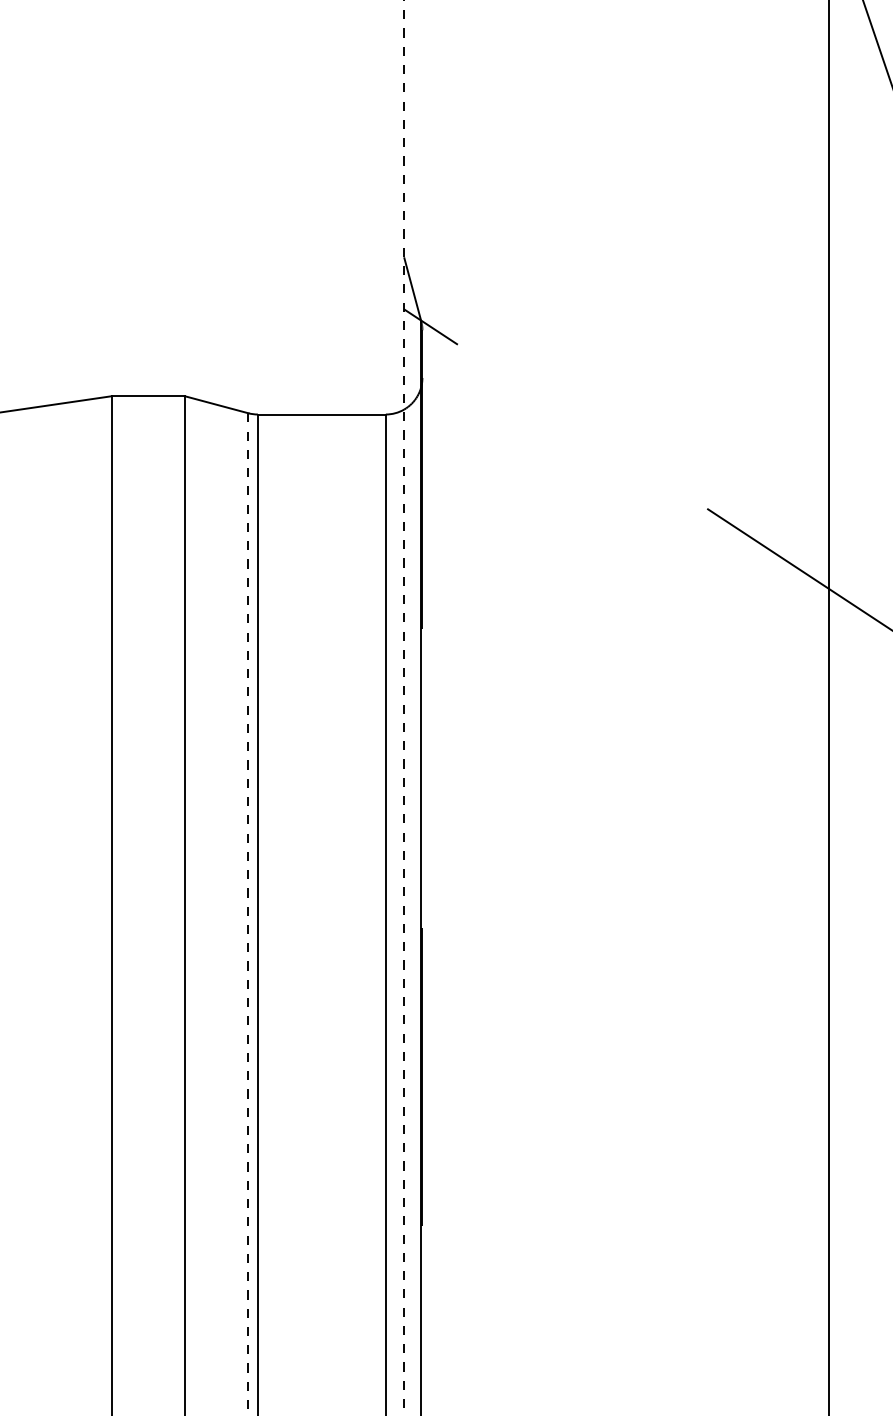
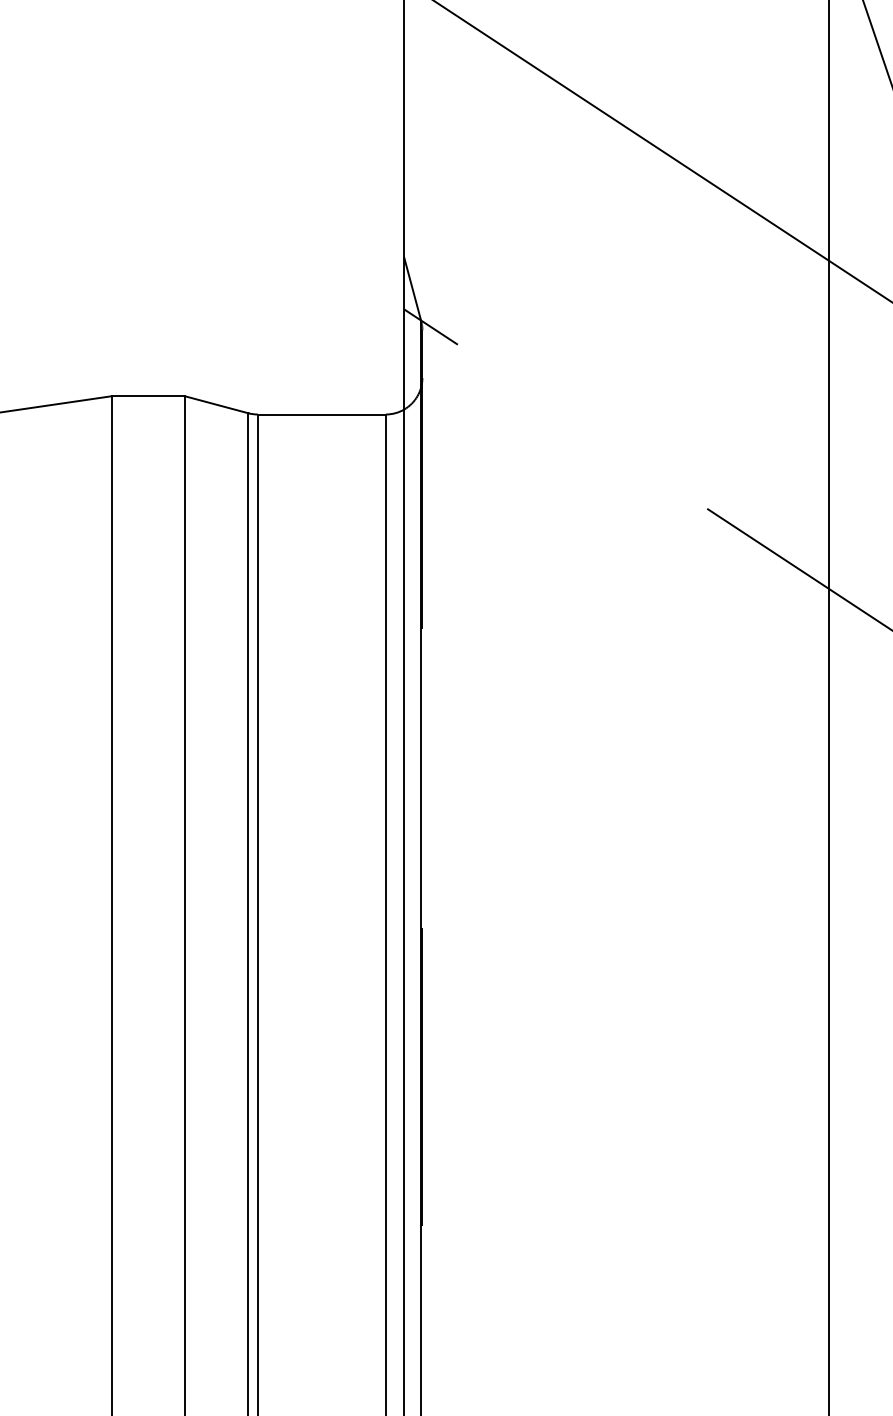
line: none -> present (662, 151)
line: dashed -> solid (404, 707)
line: dashed -> solid (248, 914)
